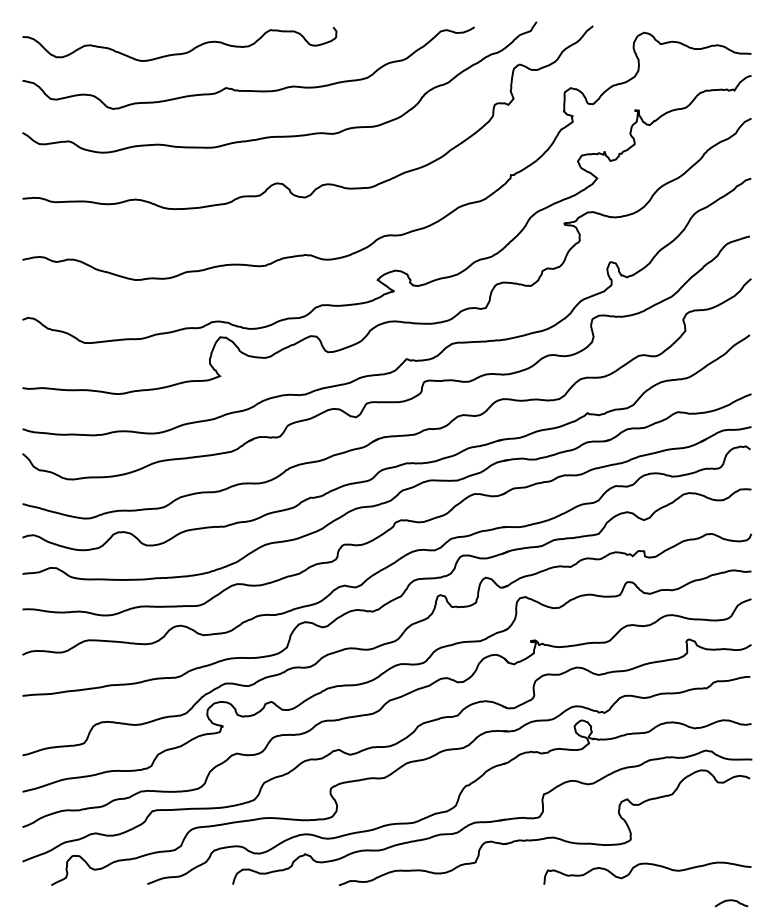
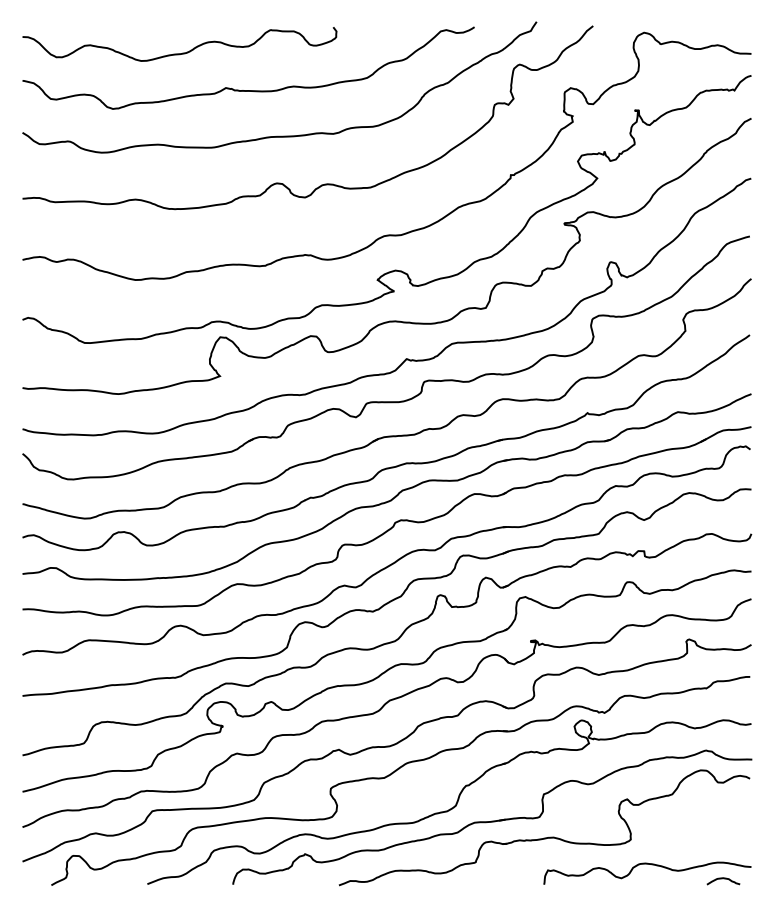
curve position: (731, 901) -> (723, 879) (723, 879)
